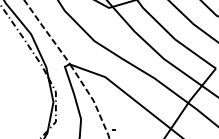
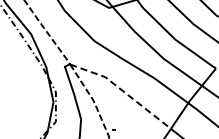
line: solid -> dashed (123, 91)
